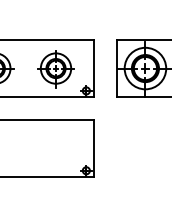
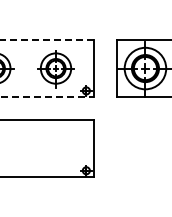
line: solid -> dashed (47, 39)
line: solid -> dashed (47, 97)
